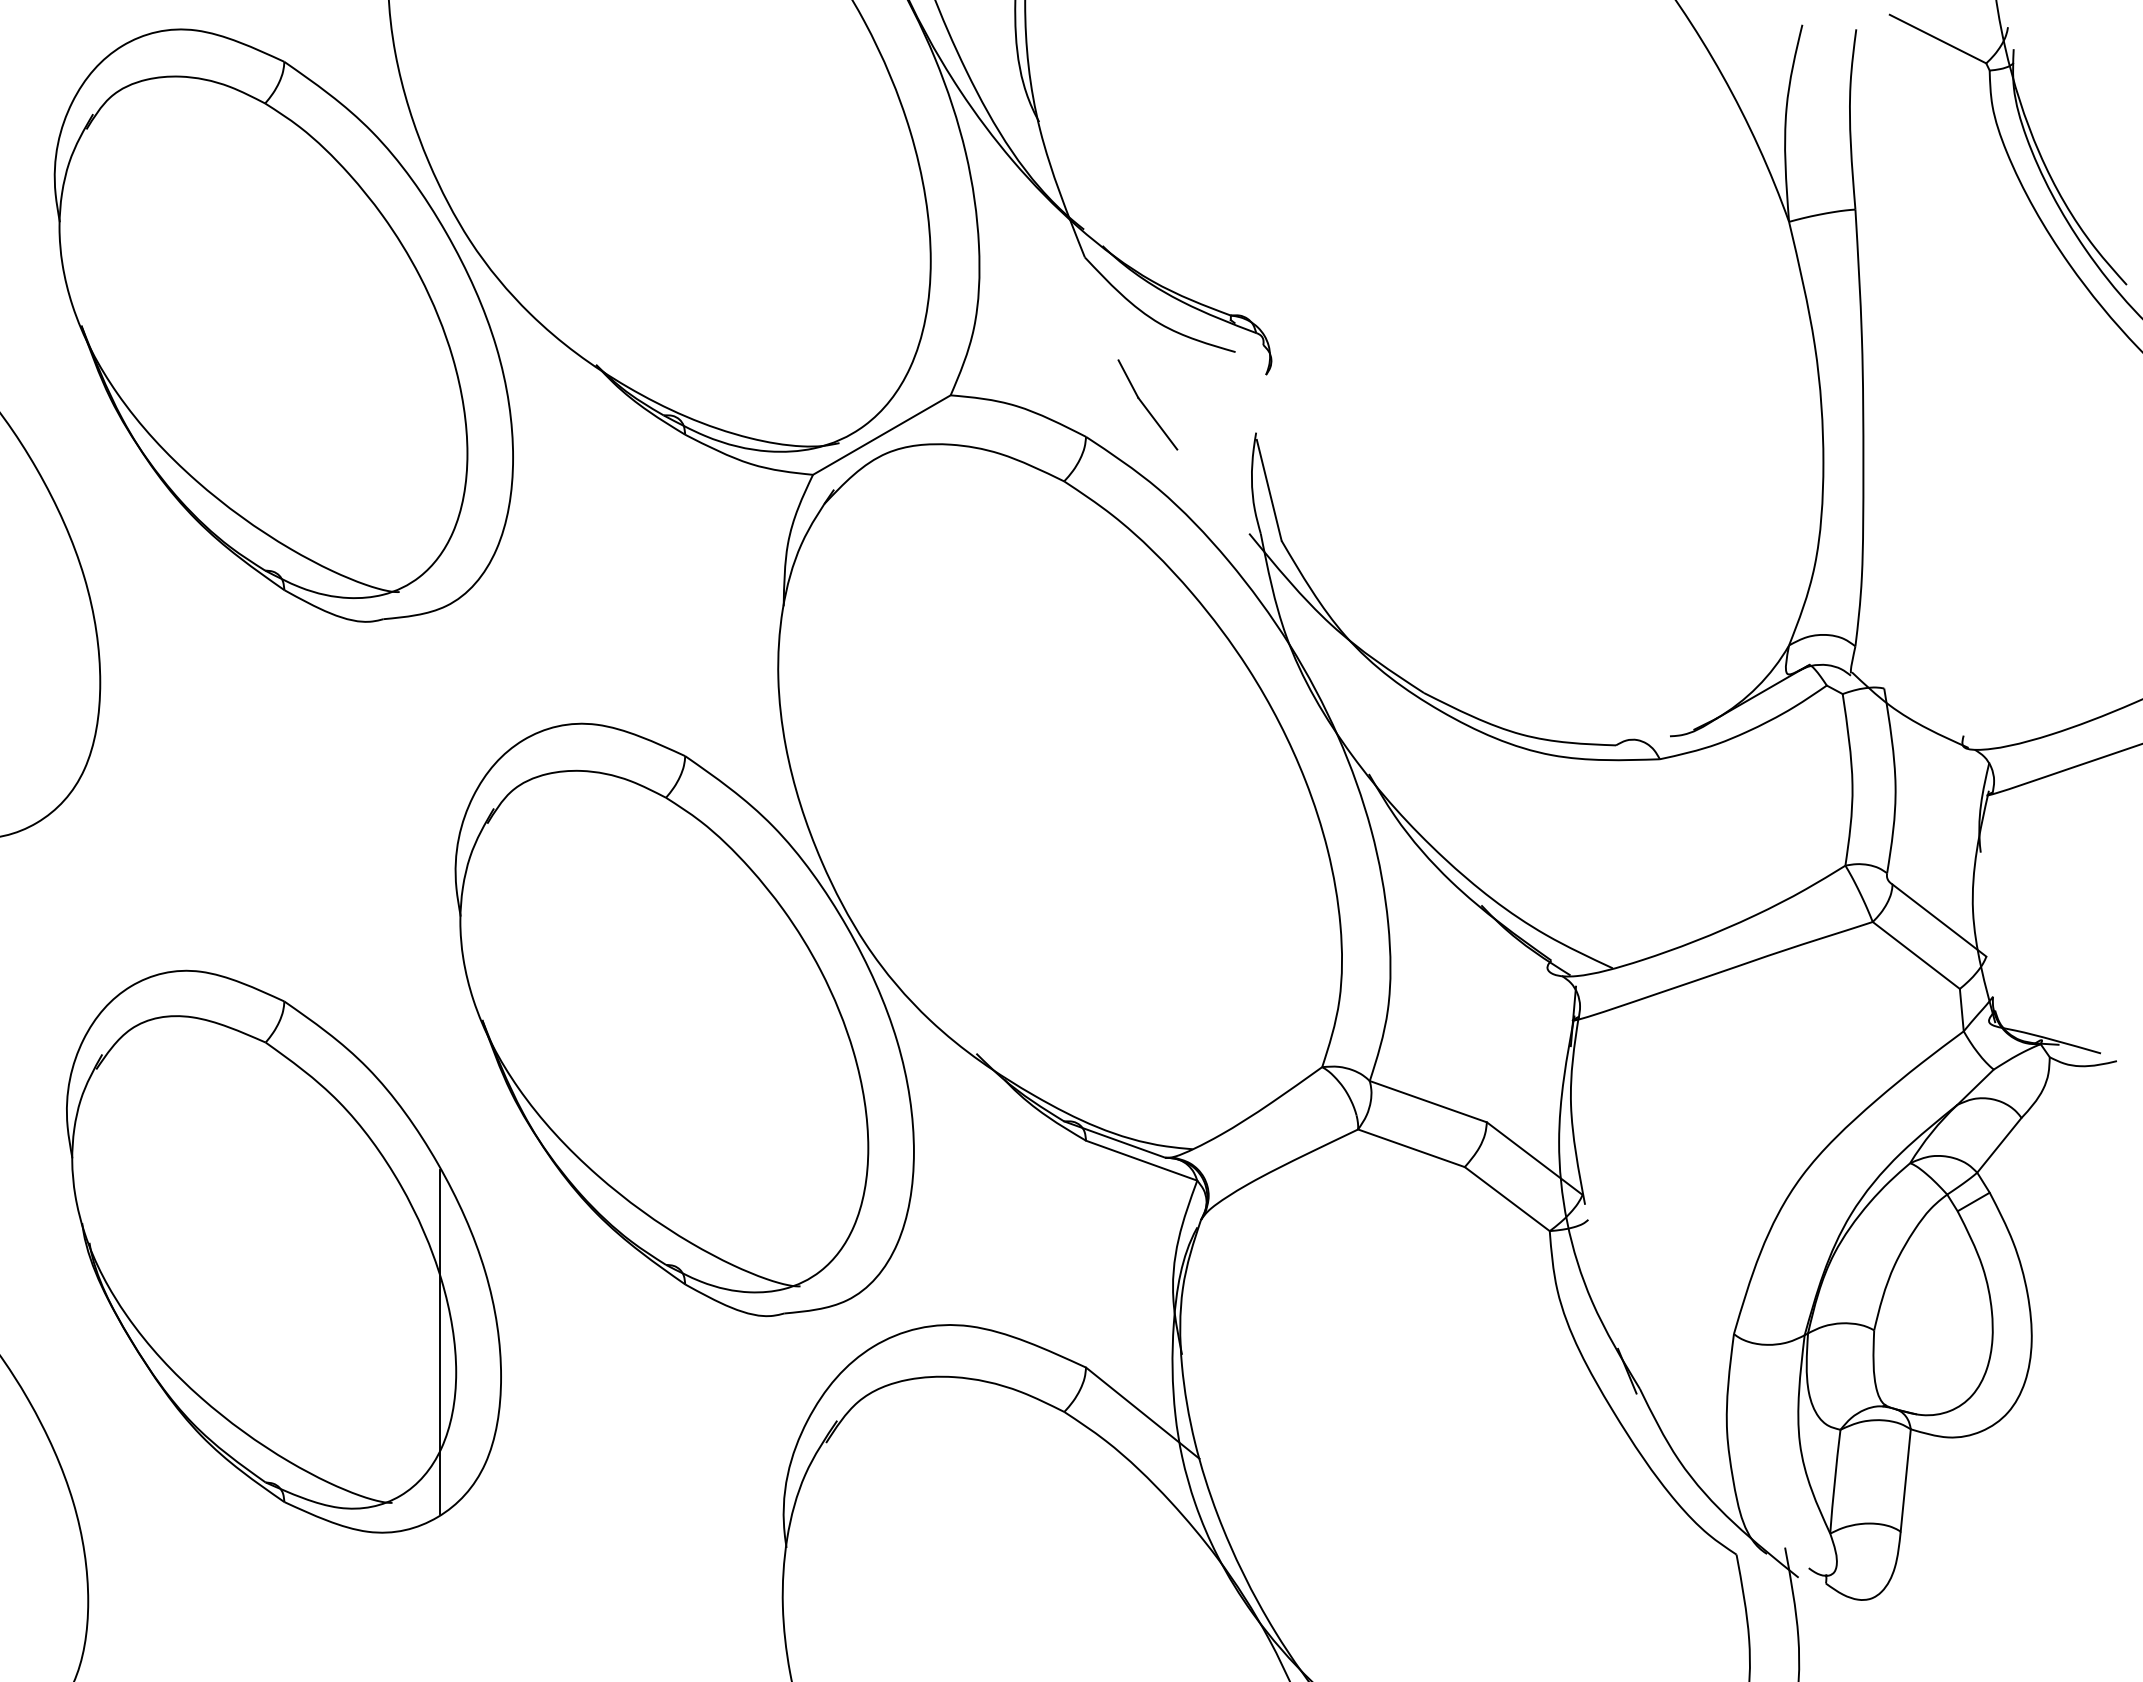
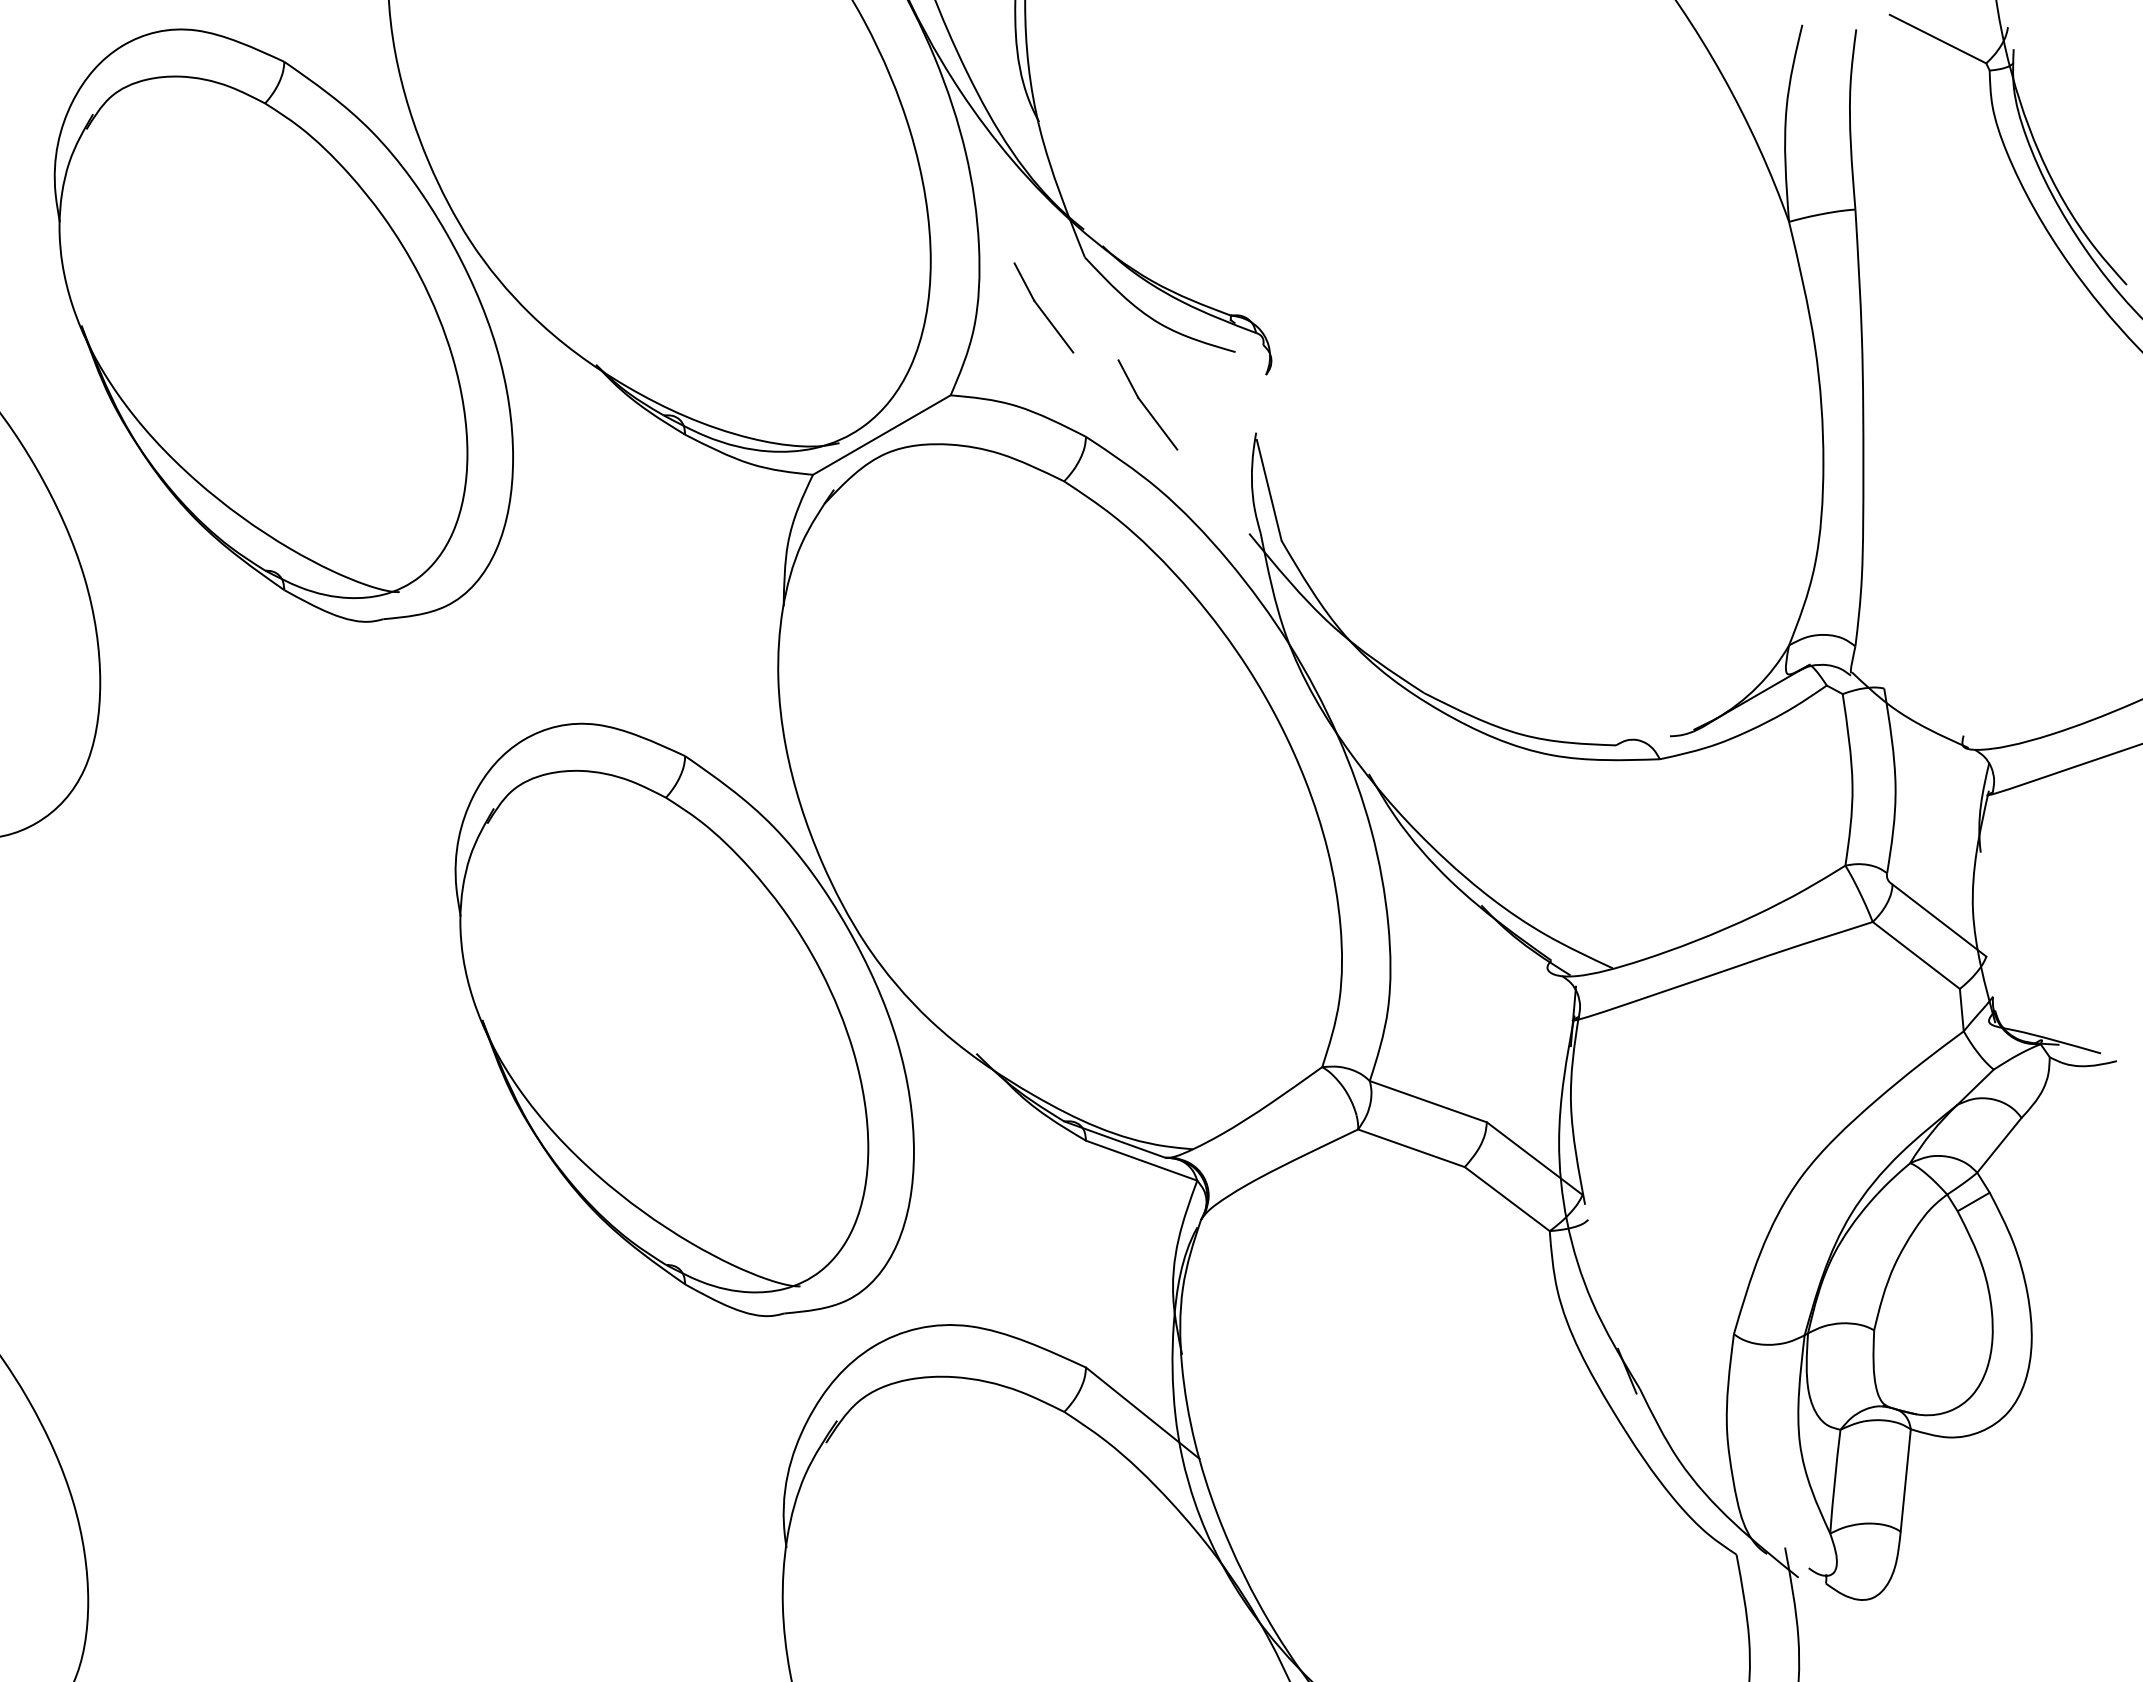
part: none -> present (1043, 307)
part: present -> none (283, 1251)
